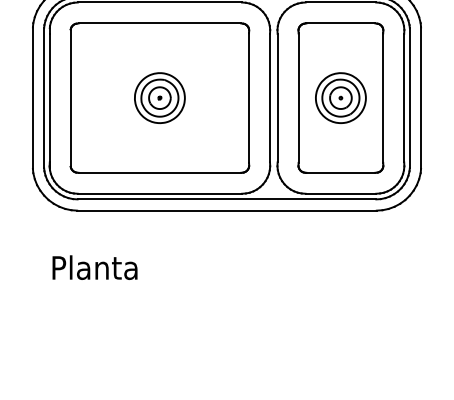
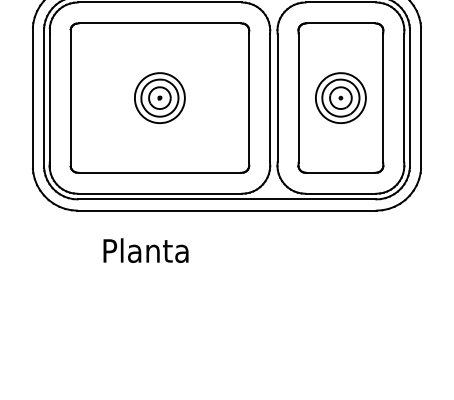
text position: (94, 267) -> (145, 250) (145, 250)
